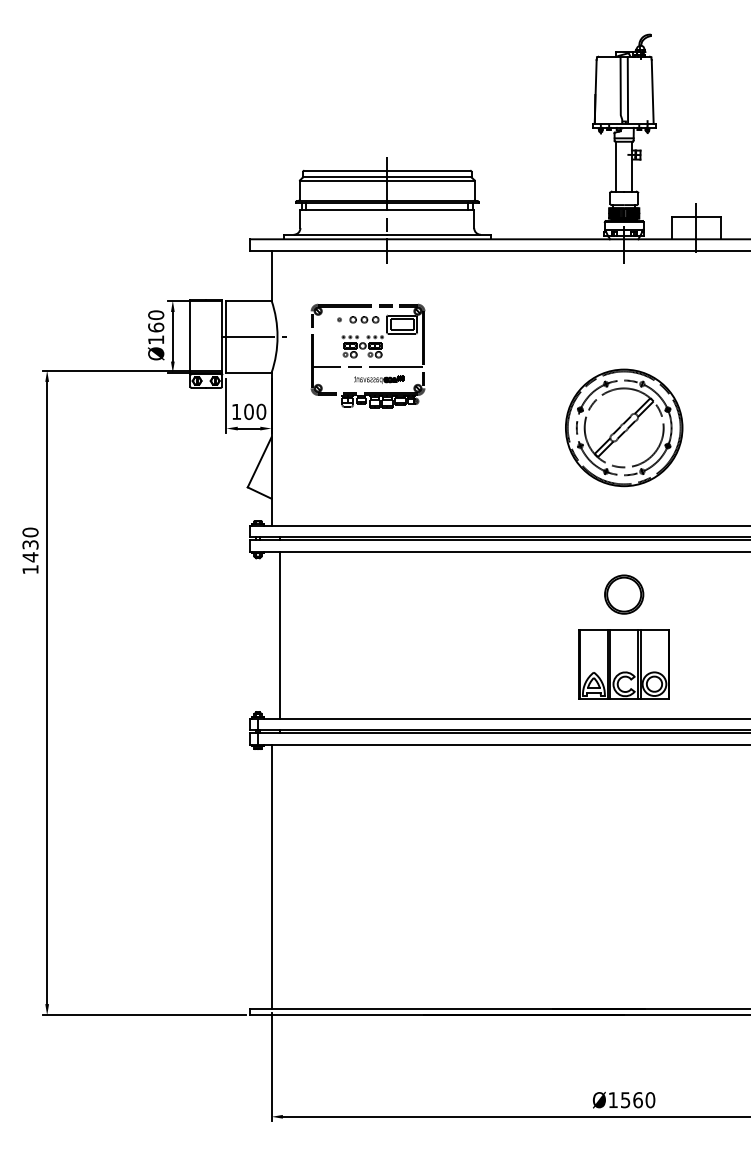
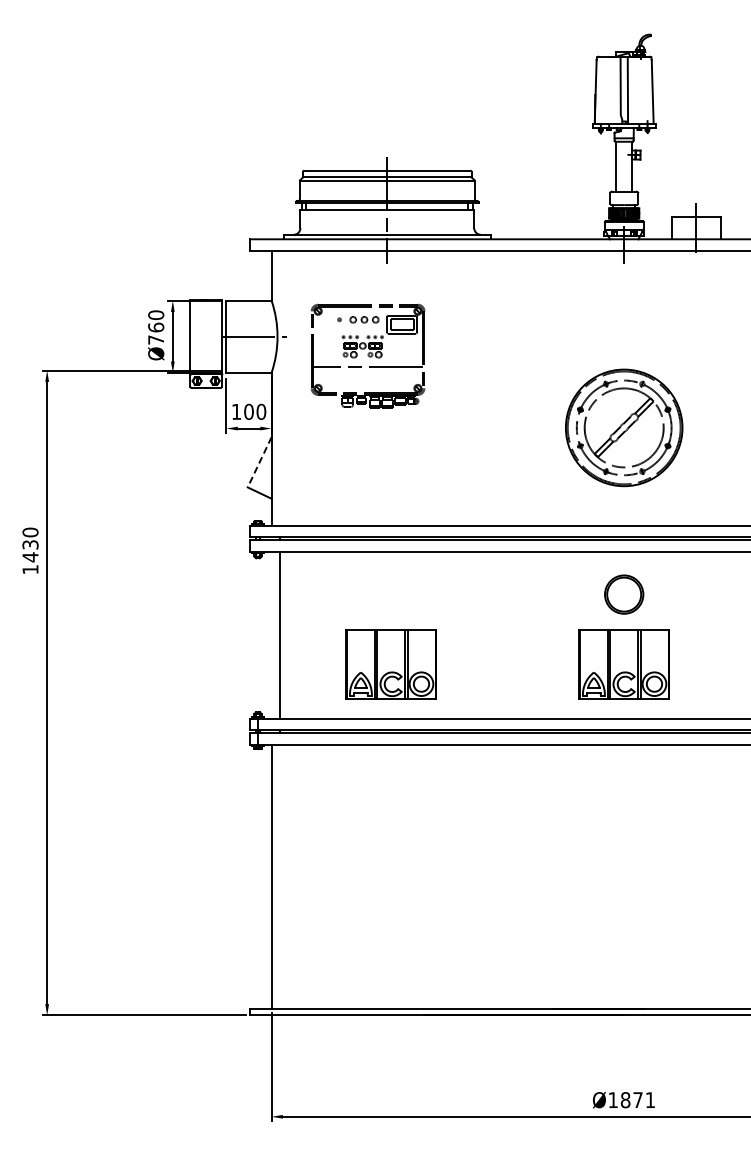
text: Ø160 -> Ø760 (156, 339)
part: present -> none (379, 379)
line: solid -> dashed (259, 462)
part: none -> present (390, 664)
text: Ø1560 -> Ø1871 (637, 1100)
